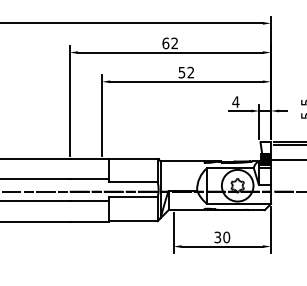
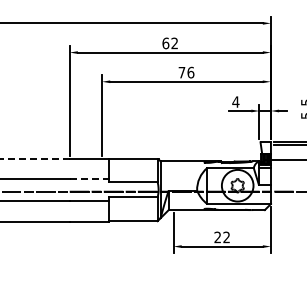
text: 52 -> 76 (186, 72)
line: solid -> dashed (34, 159)
line: solid -> dashed (89, 178)
text: 30 -> 22 (222, 237)
